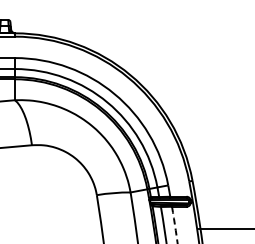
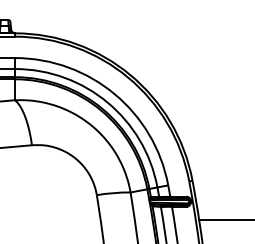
arc: dashed -> solid (174, 225)
line position: (225, 228) -> (225, 219) (225, 219)
